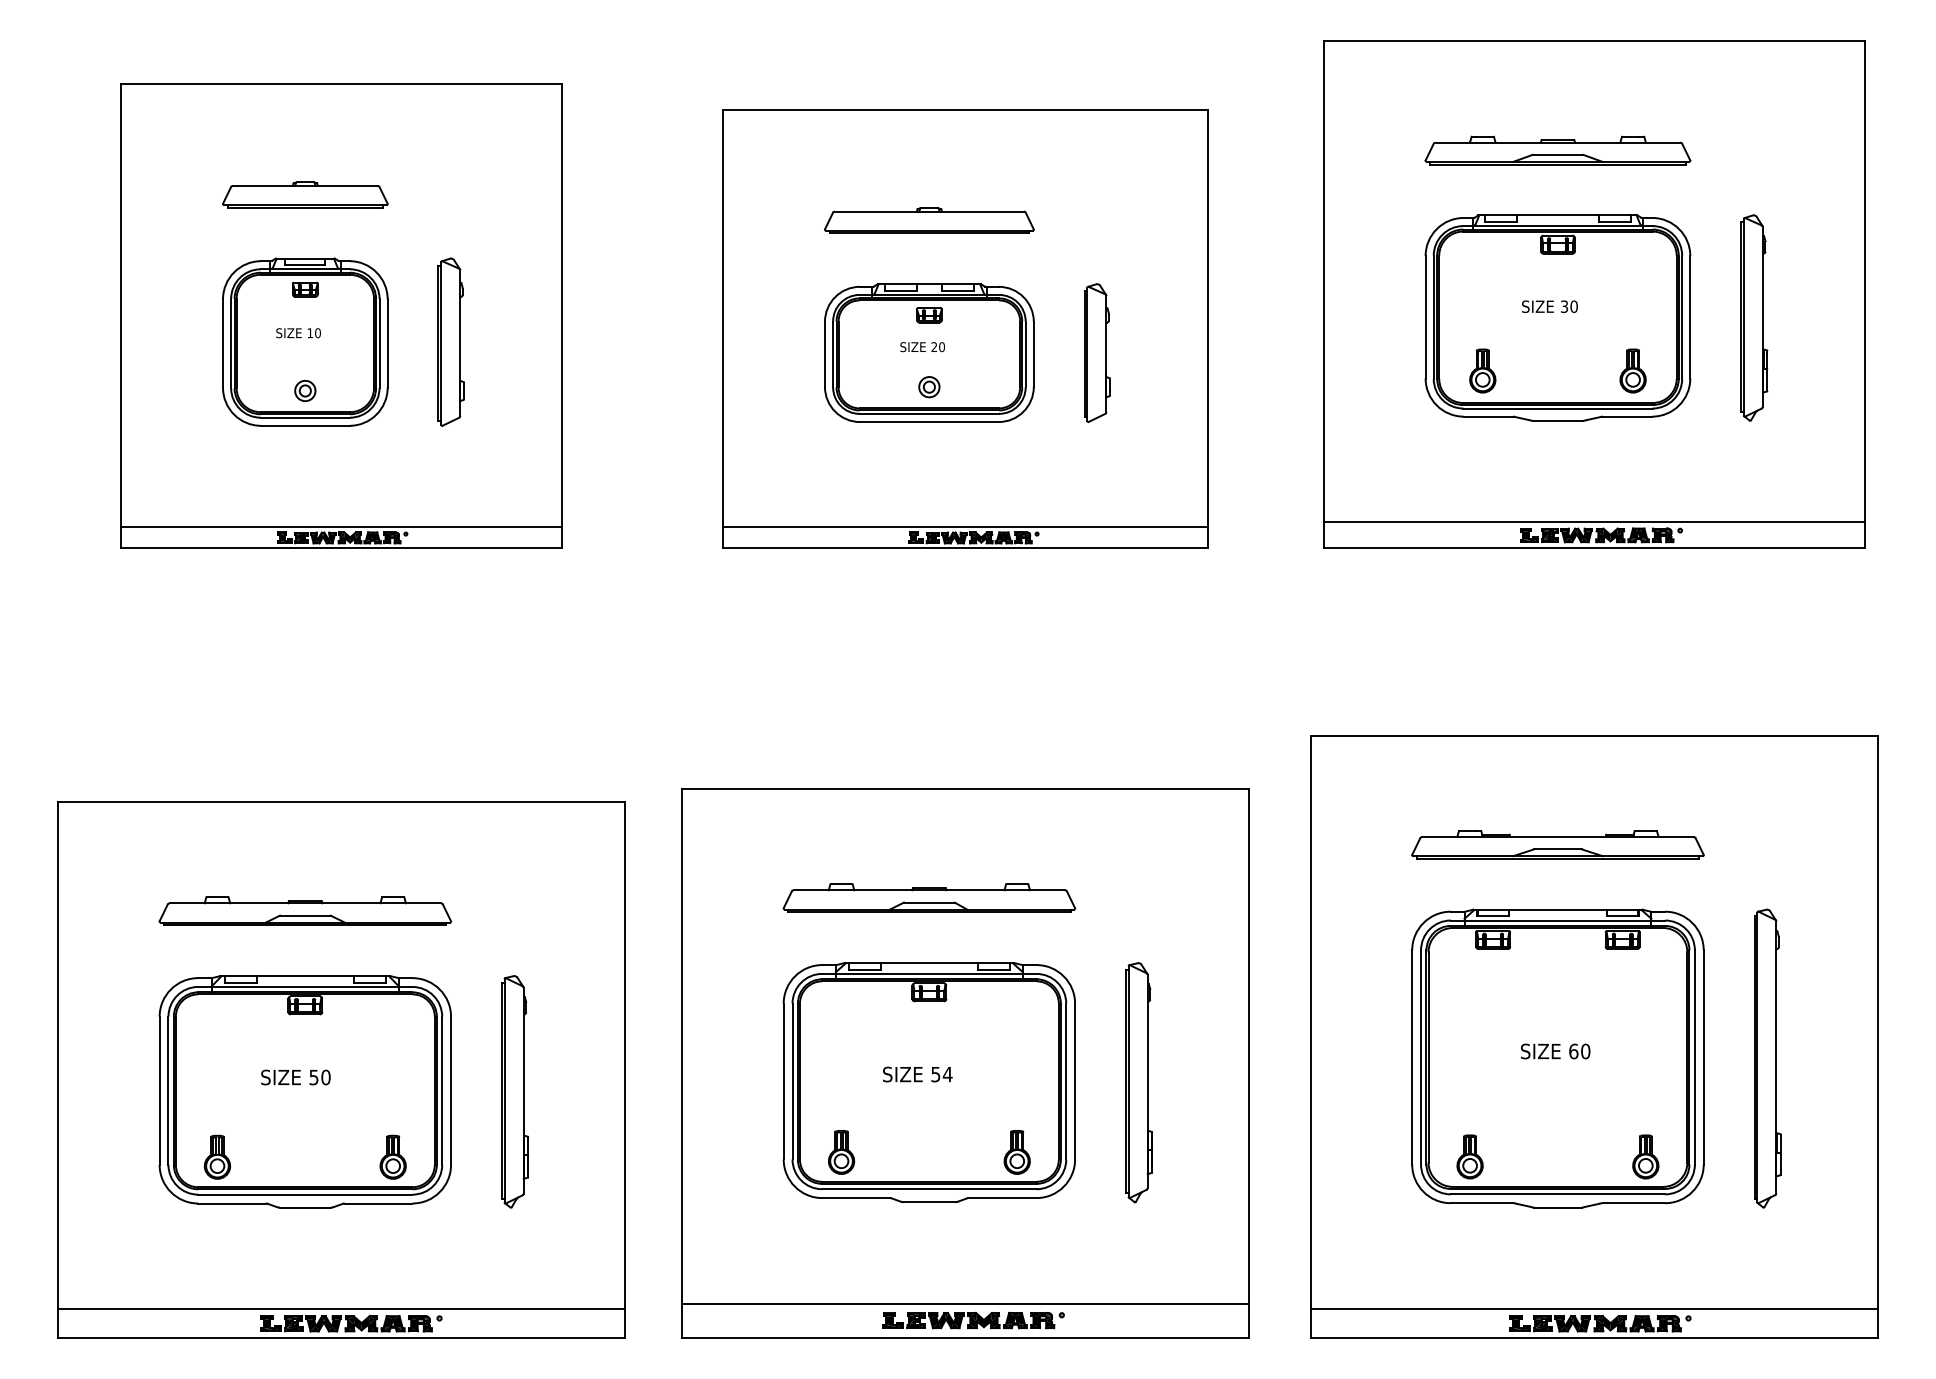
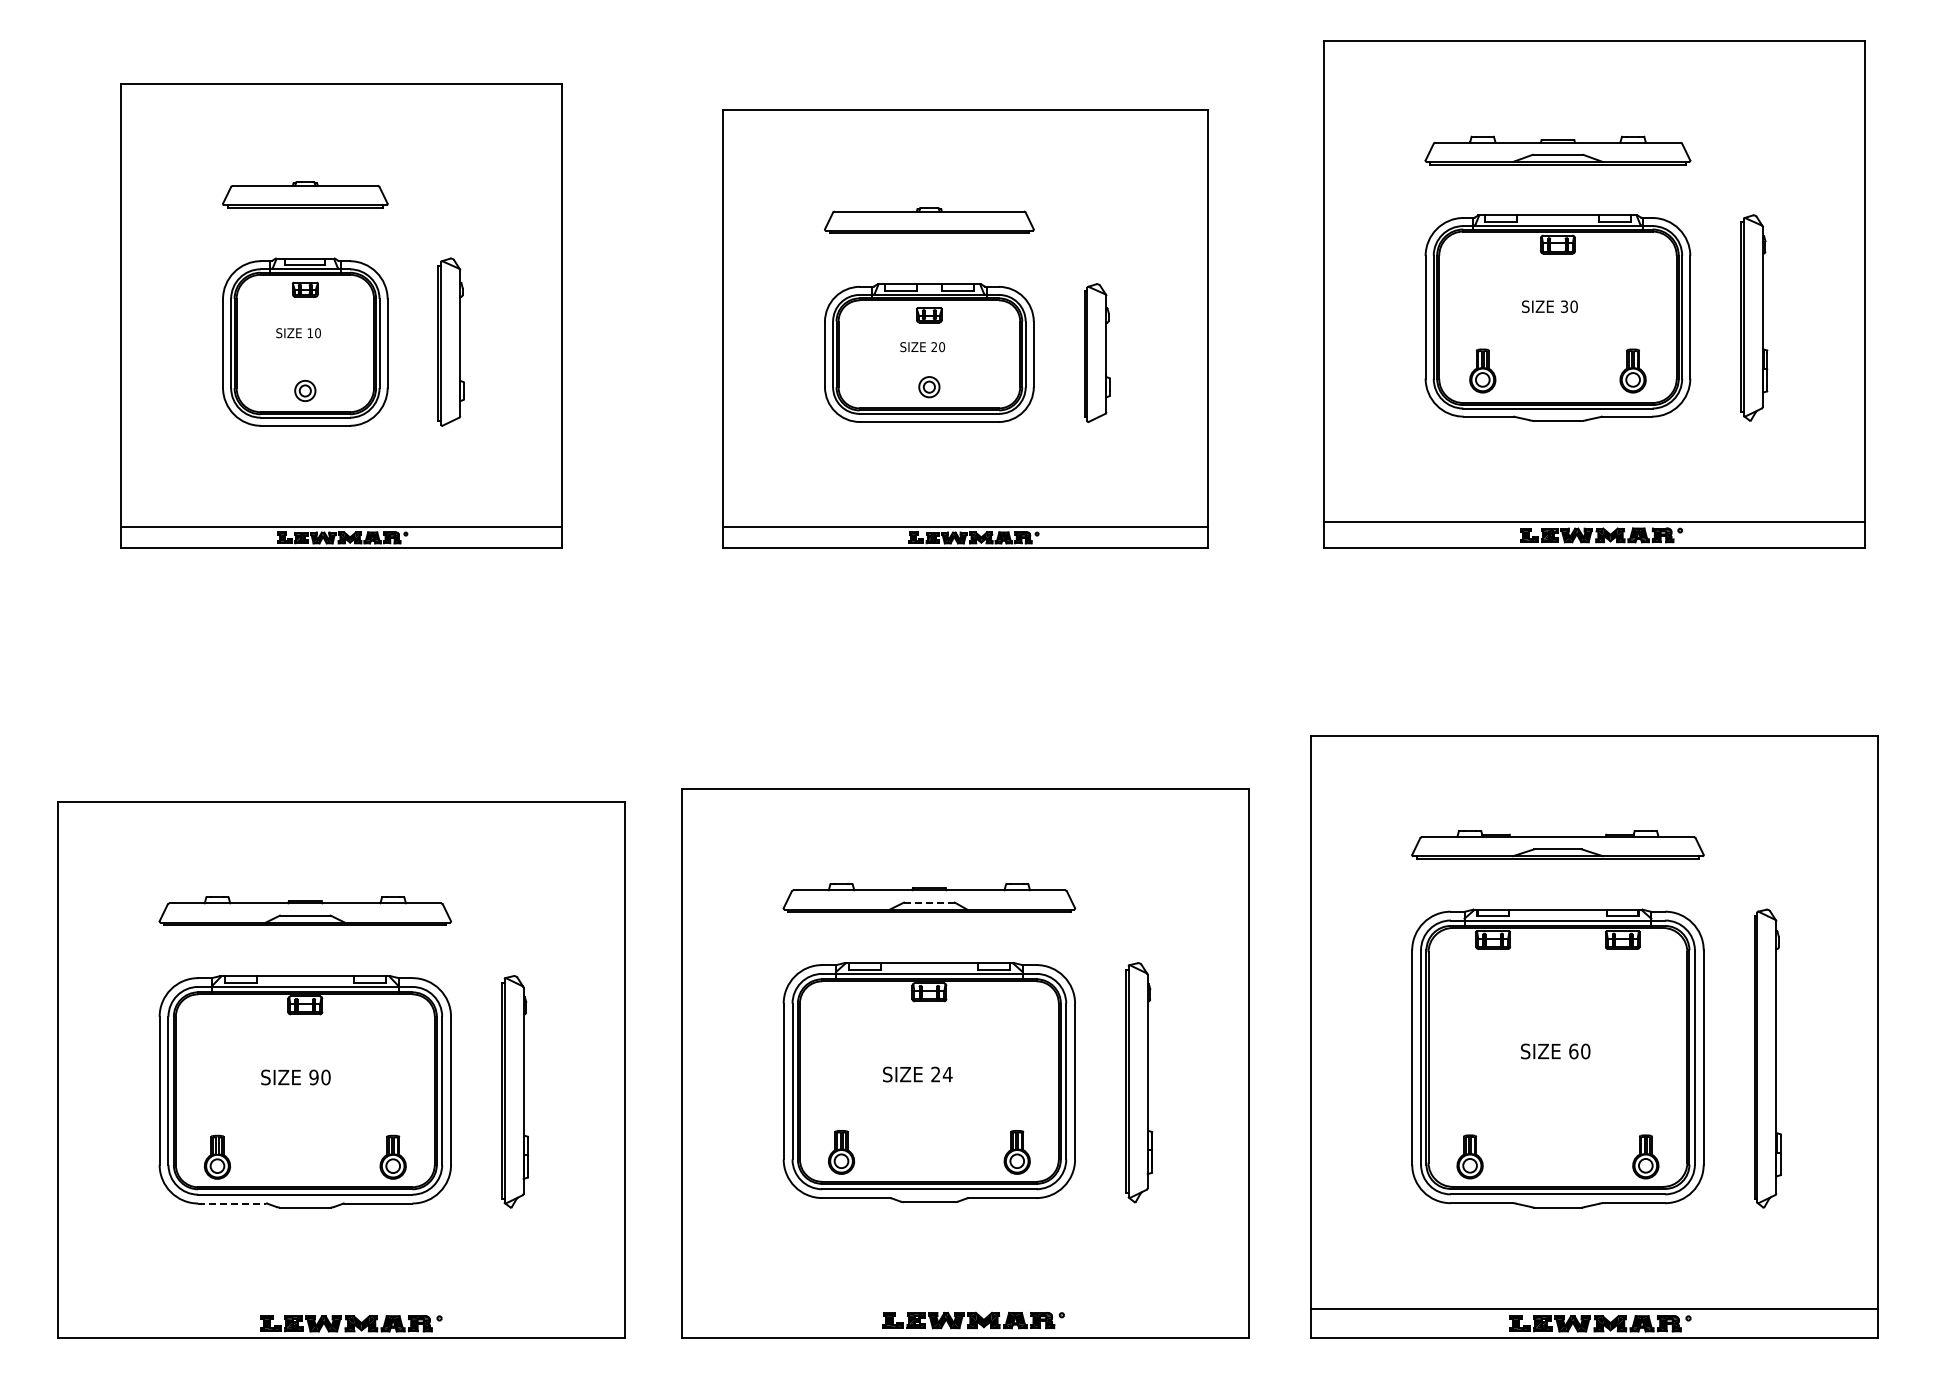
line: solid -> dashed (929, 902)
text: 54 -> 24 (935, 1074)
text: 50 -> 90 (313, 1076)
line: solid -> dashed (232, 1203)
line: present -> none (965, 1303)
line: present -> none (341, 1309)
